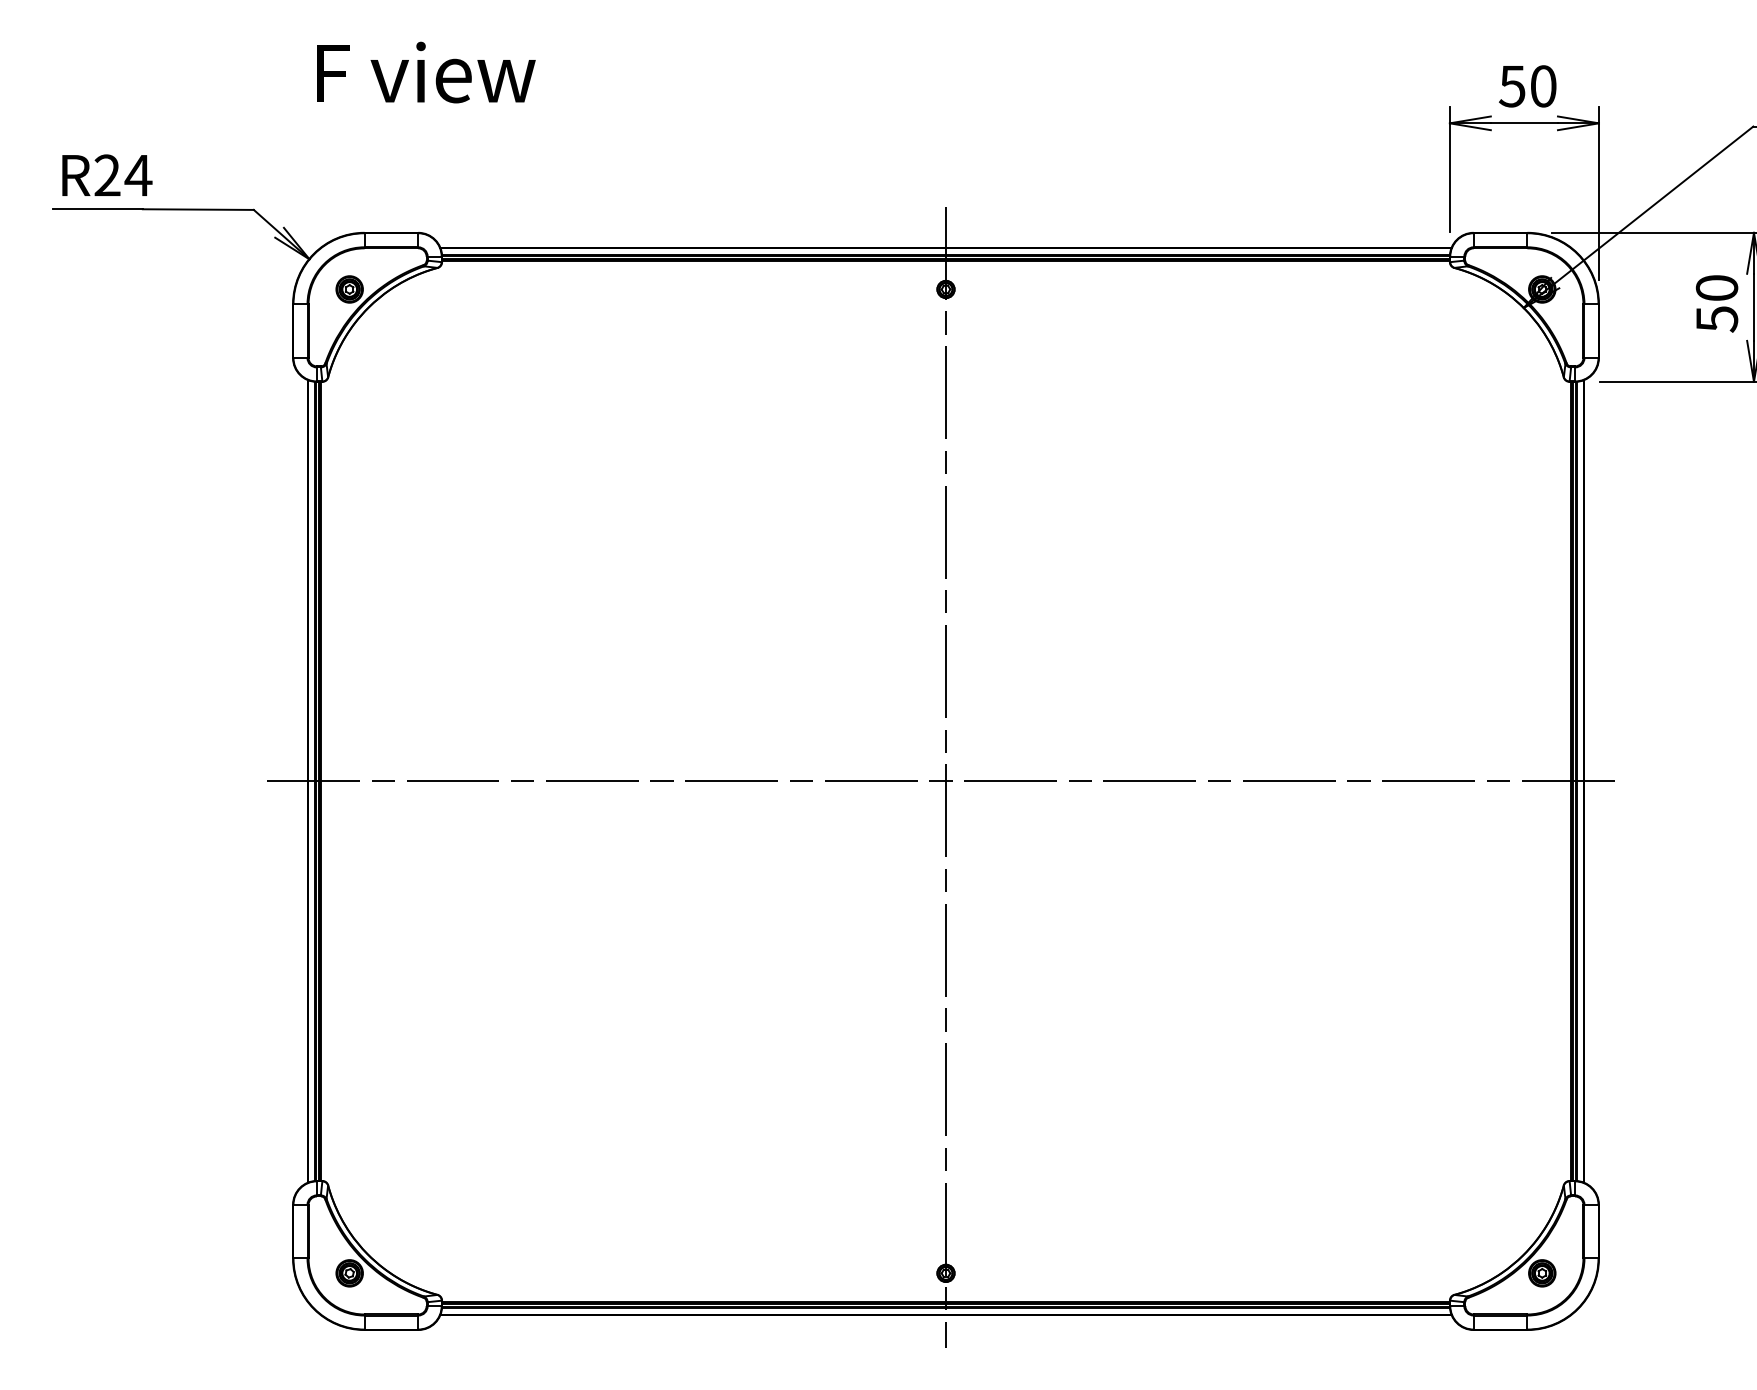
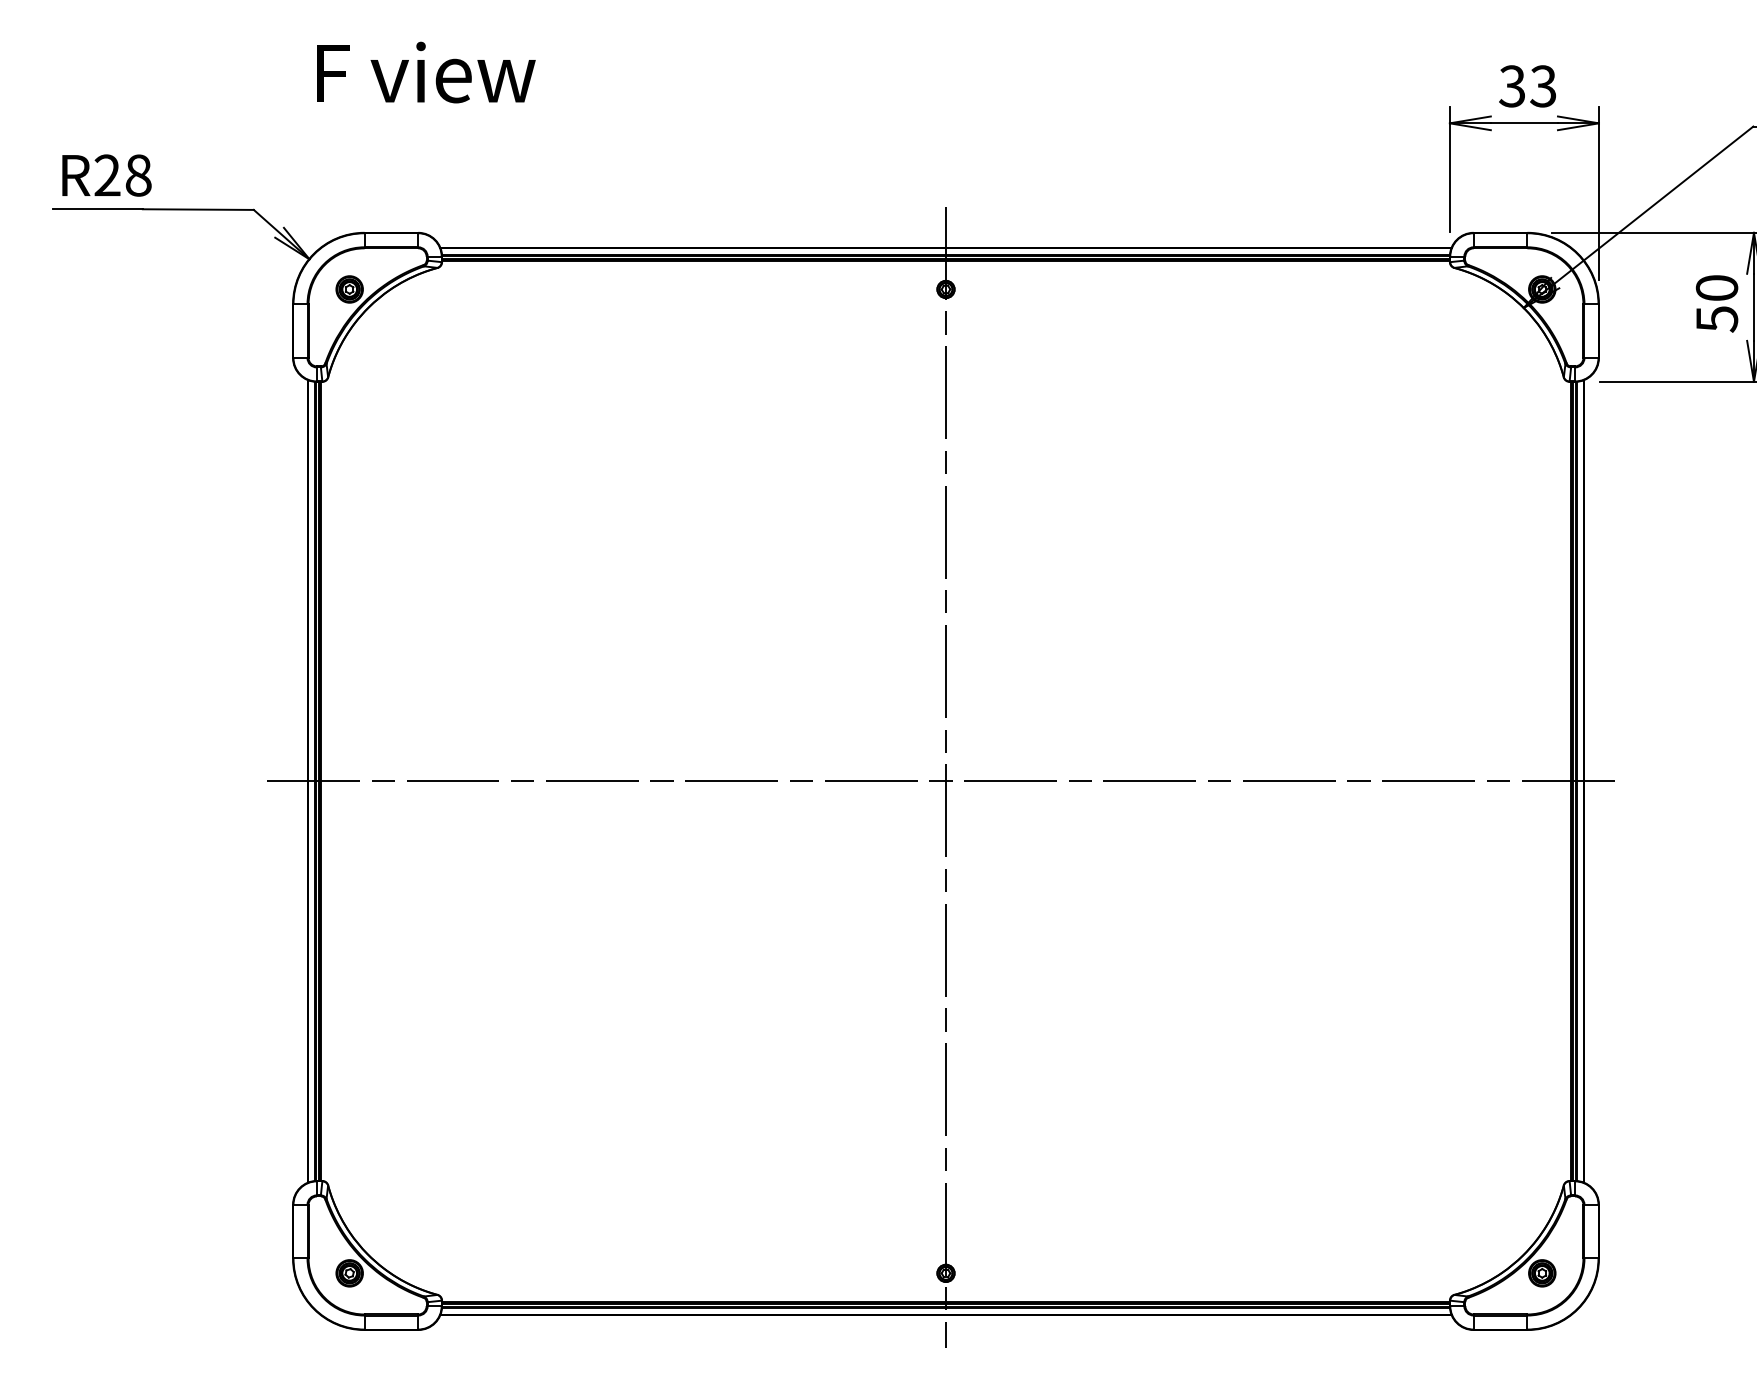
text: 50 -> 33 (1527, 86)
text: R24 -> R28 (138, 175)
